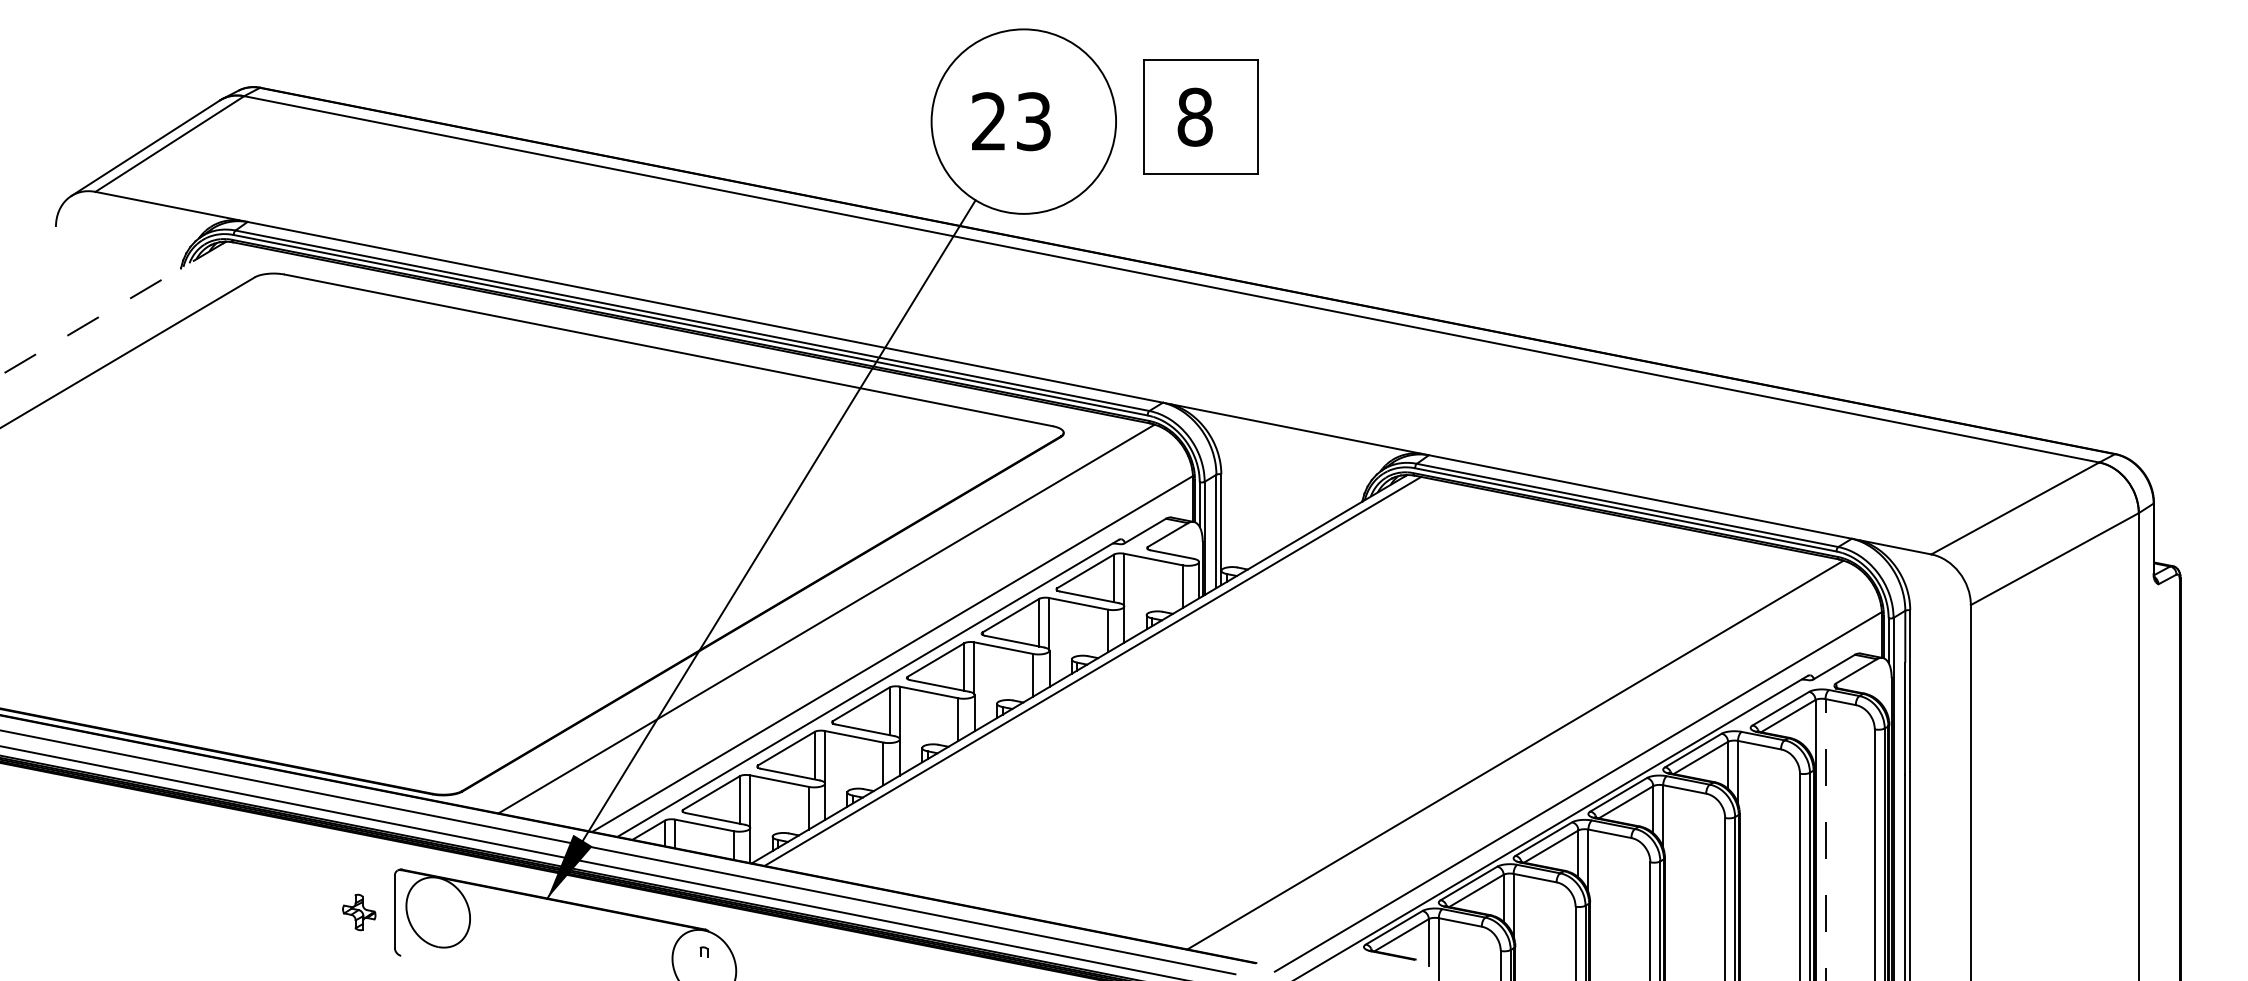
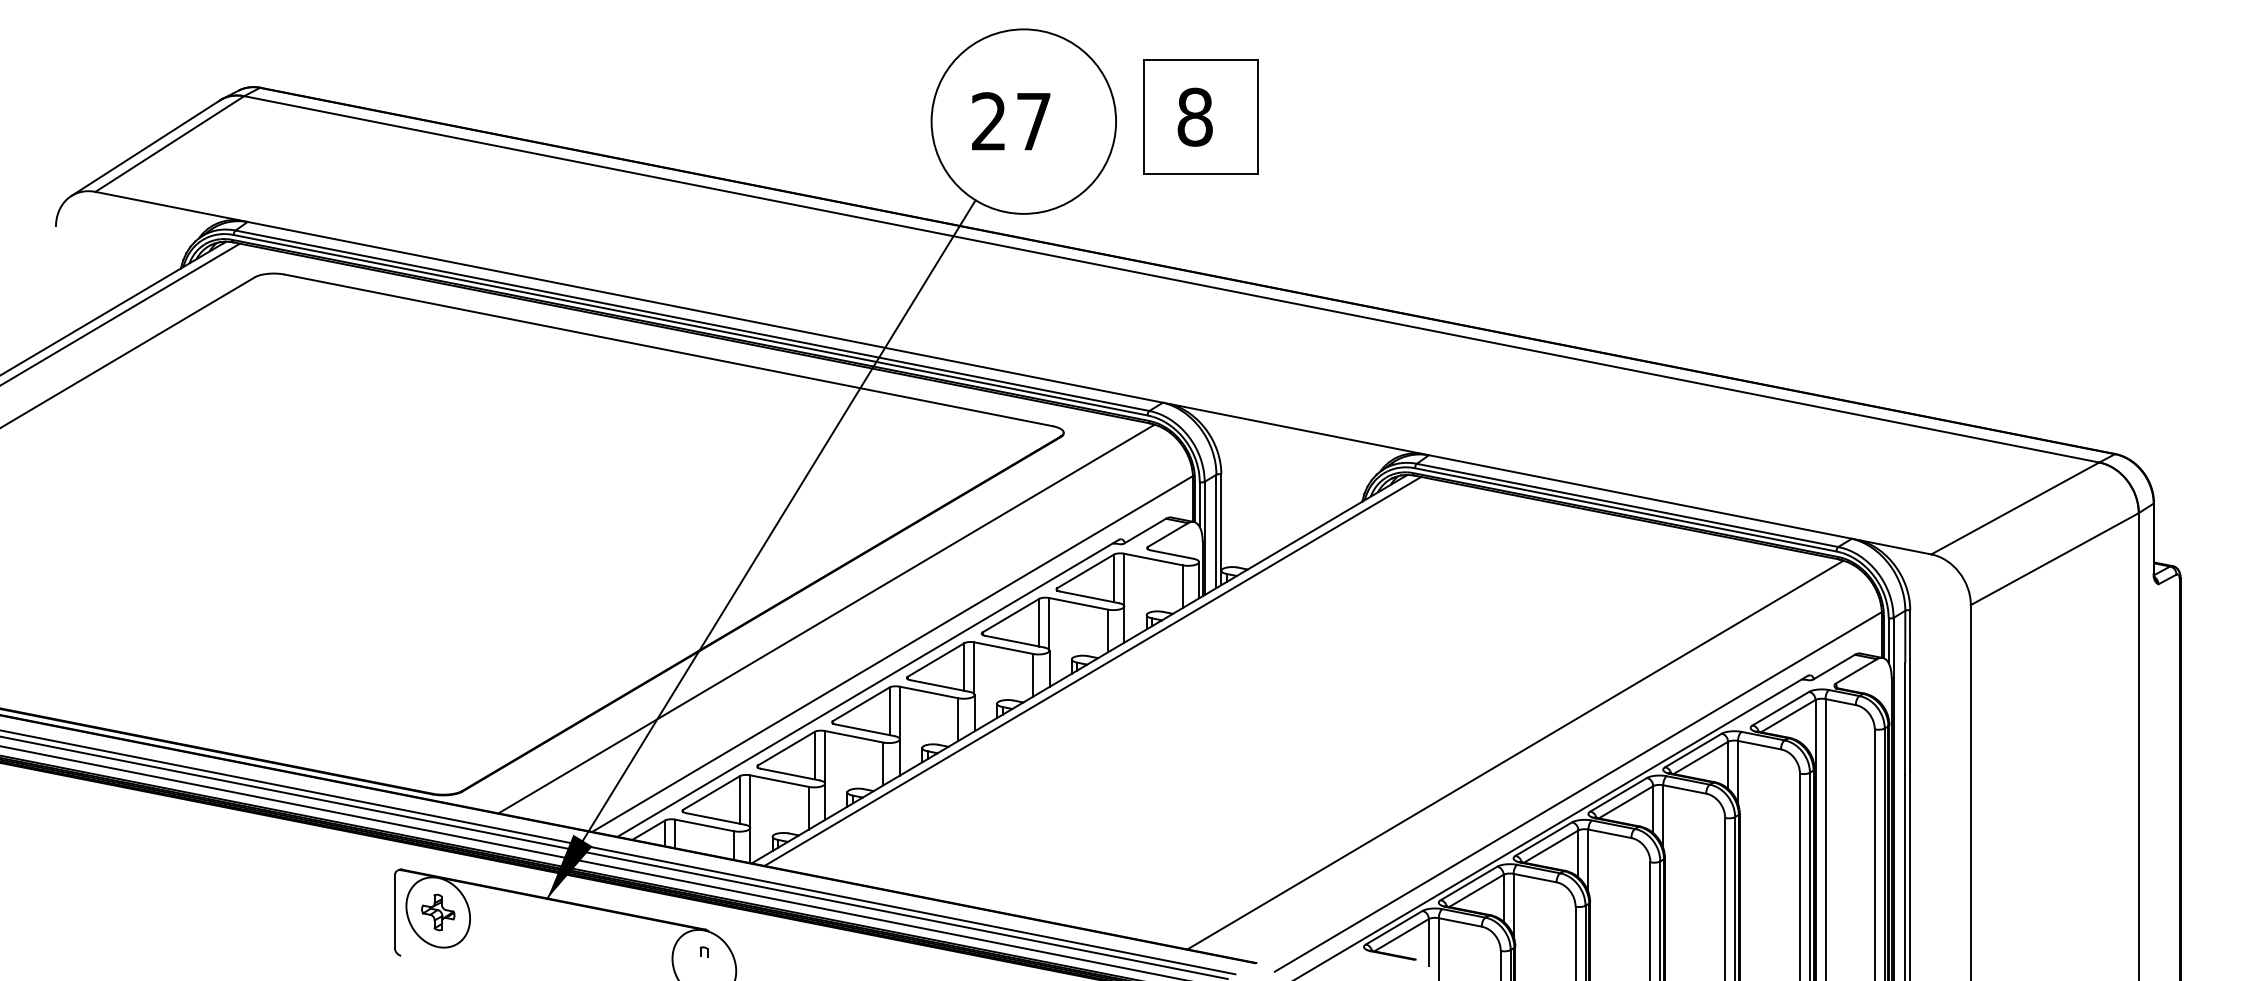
text: 23 -> 27 (1033, 121)
line: dashed -> solid (111, 309)
line: none -> present (120, 313)
line: dashed -> solid (1825, 840)
line: none -> present (611, 857)
part position: (359, 912) -> (438, 912) (438, 912)
